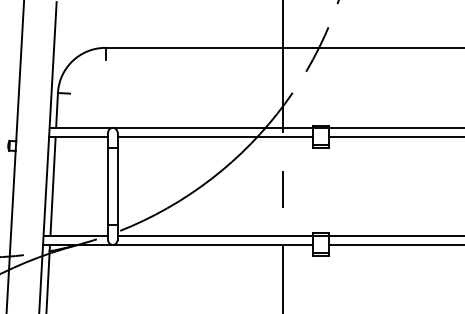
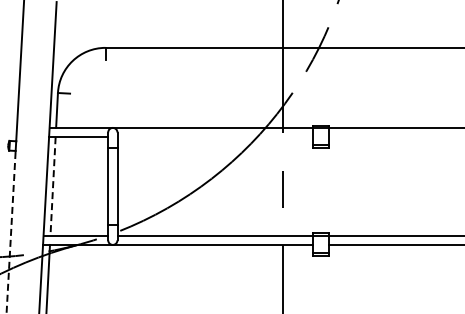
line: present -> none (214, 137)
line: present -> none (394, 137)
line: solid -> dashed (53, 186)
line: solid -> dashed (11, 232)
